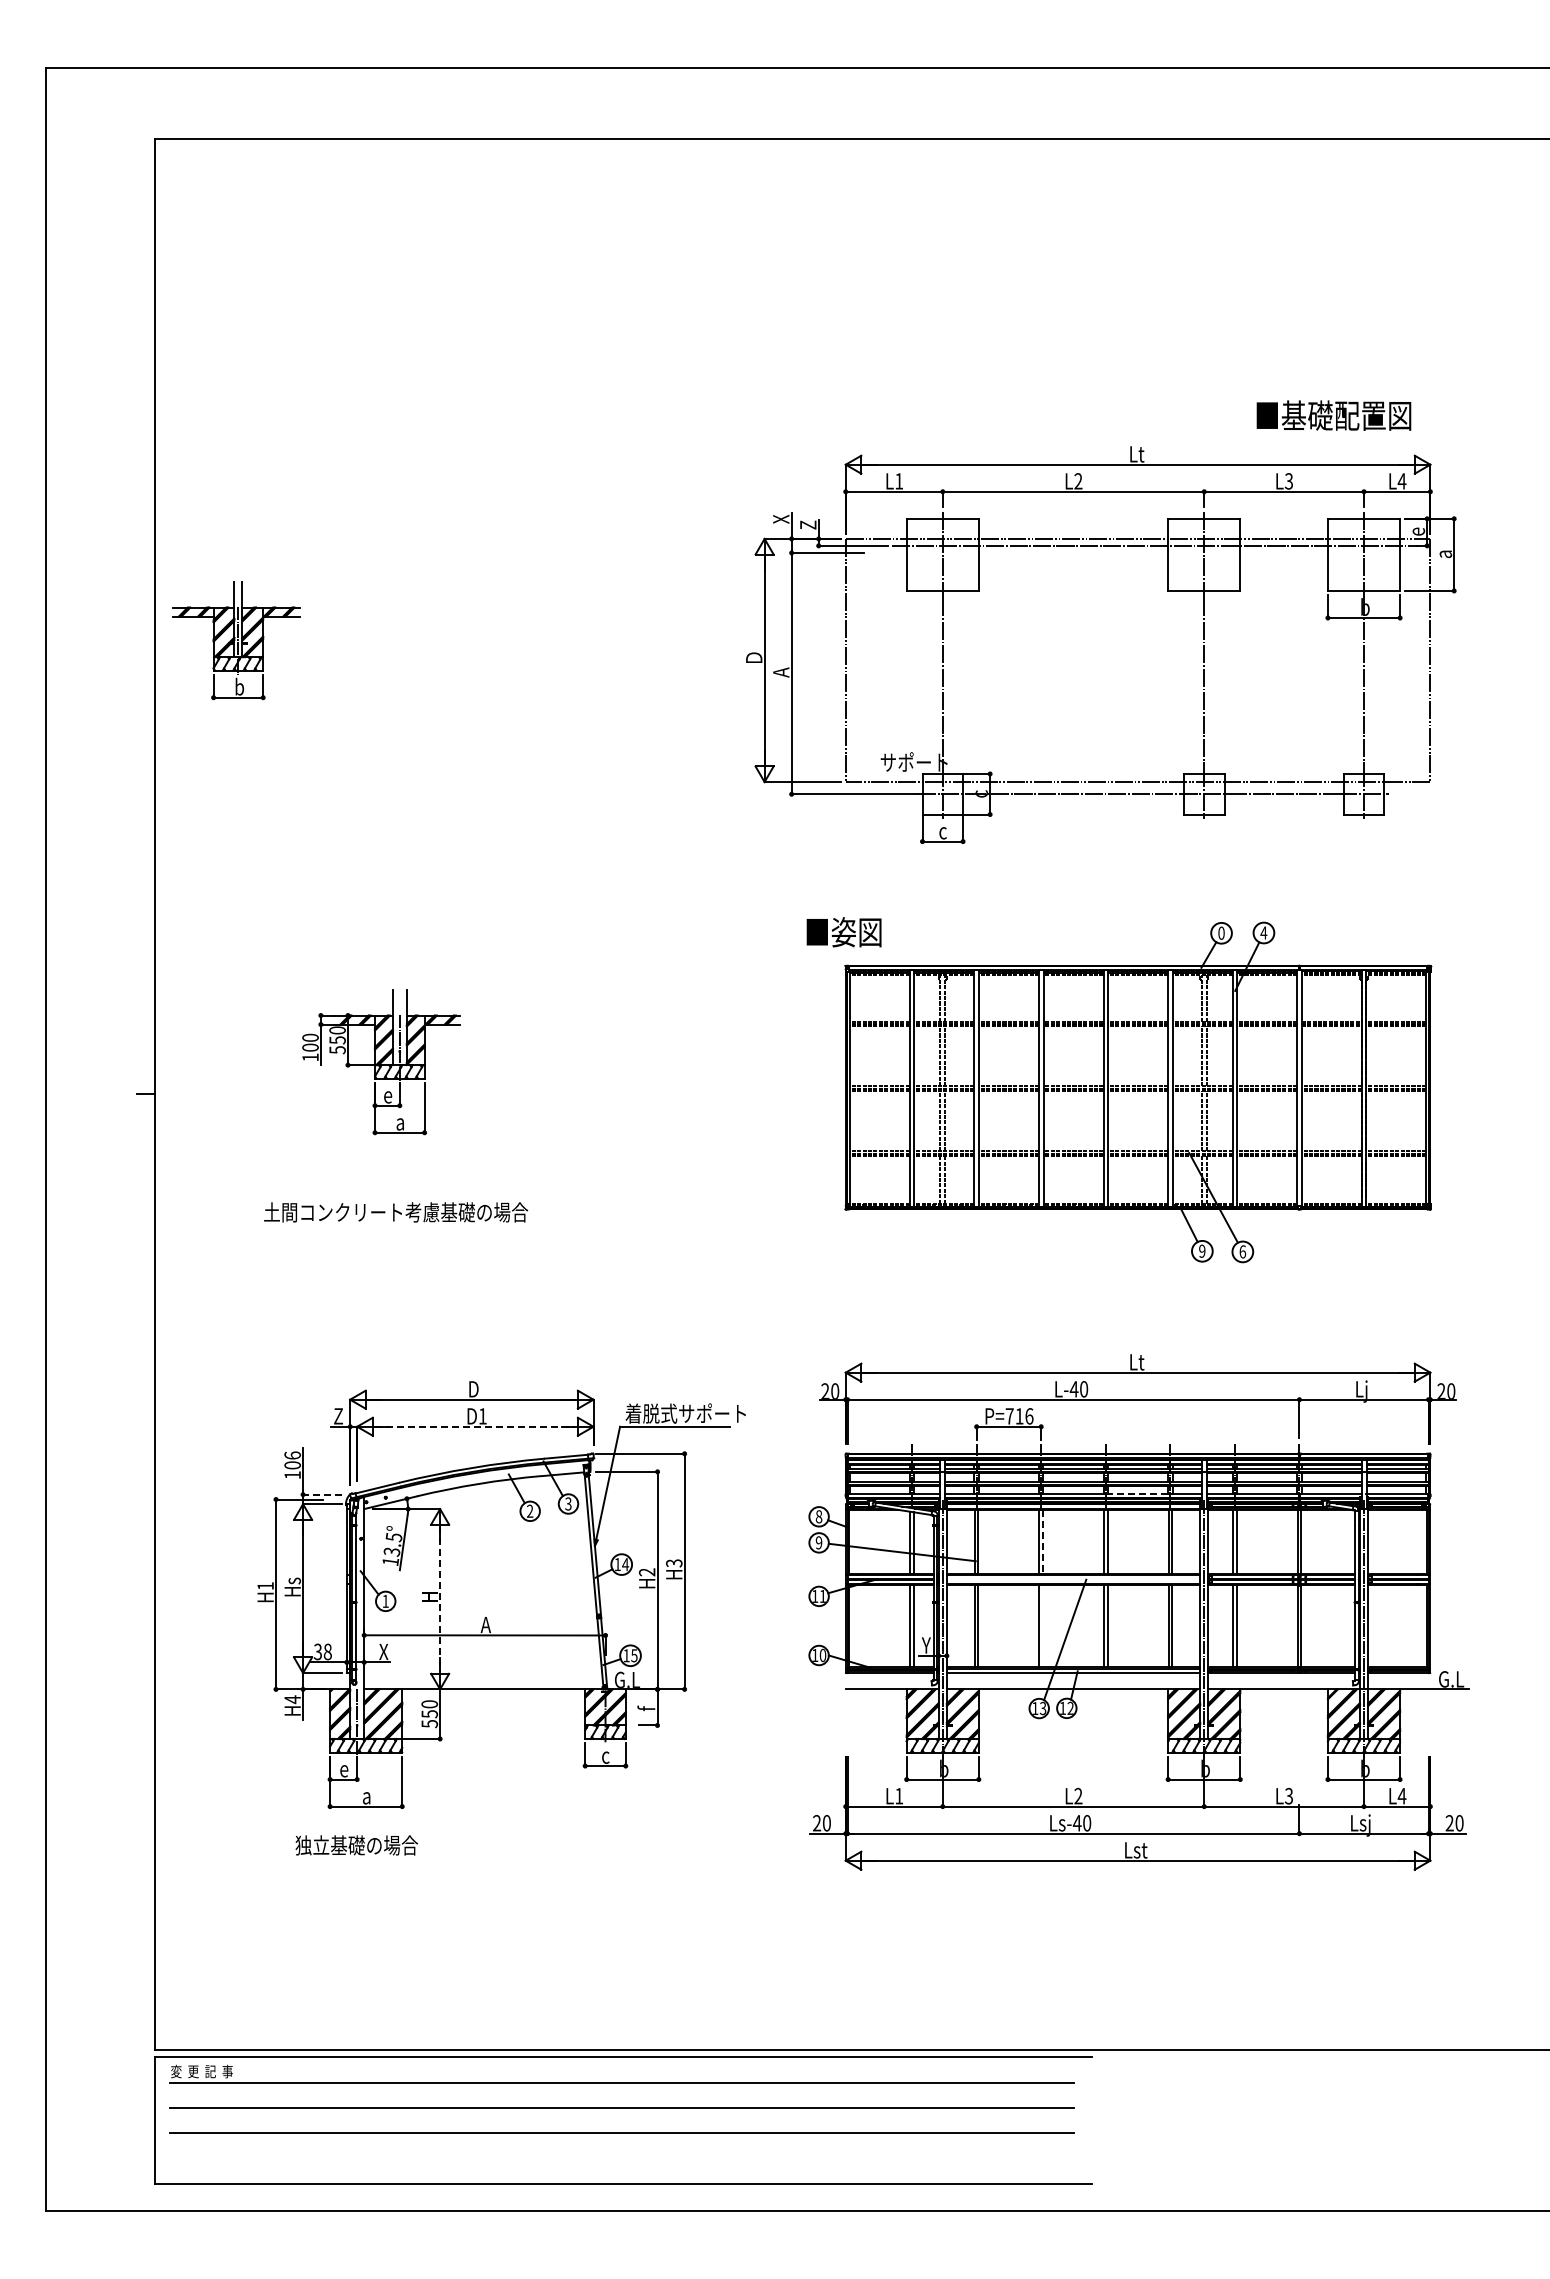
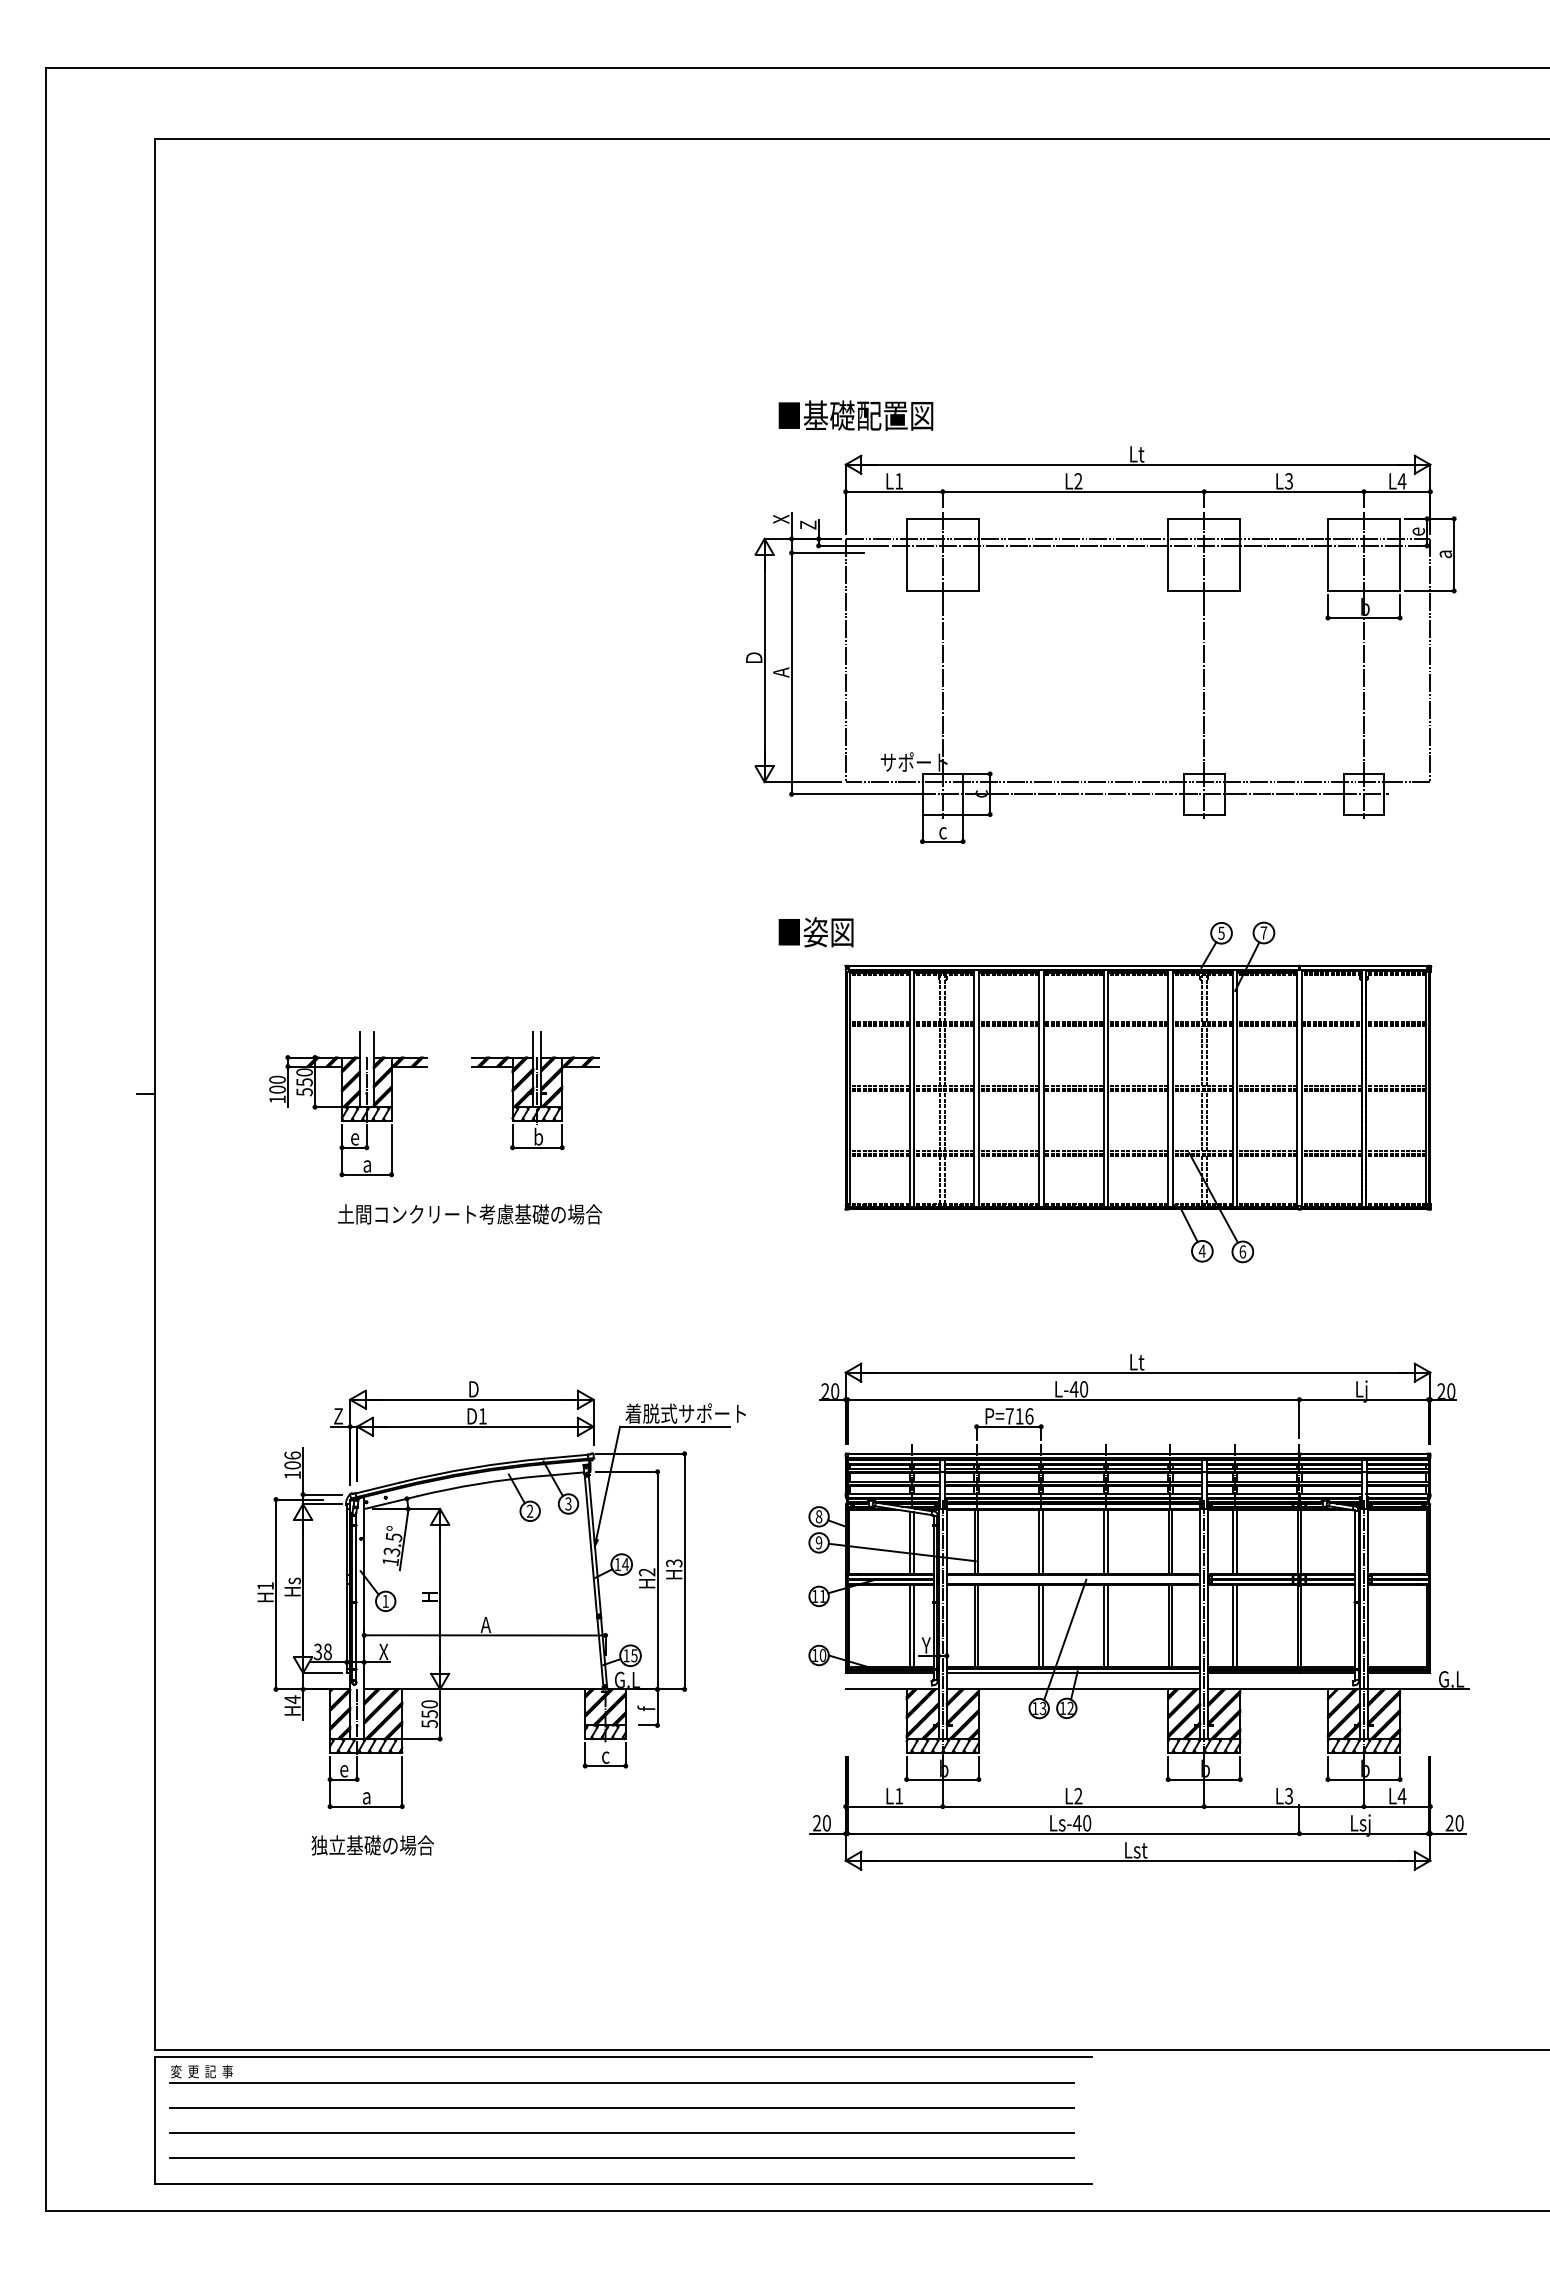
text position: (1333, 415) -> (855, 415) (855, 415)
part position: (236, 640) -> (535, 1090) (535, 1090)
text position: (843, 932) -> (815, 932) (815, 932)
text: 0 -> 5 (1221, 932)
text: 4 -> 7 (1263, 932)
part position: (381, 1062) -> (348, 1104) (348, 1104)
text position: (396, 1212) -> (470, 1214) (470, 1214)
text: 9 -> 4 (1201, 1250)
line: dashed -> solid (475, 1426)
line: dashed -> solid (1137, 1493)
line: dashed -> solid (322, 1494)
line: dashed -> solid (1043, 1541)
line: dashed -> solid (440, 1599)
line: none -> present (1043, 1626)
text position: (356, 1845) -> (372, 1845) (372, 1845)
line: none -> present (622, 2158)
